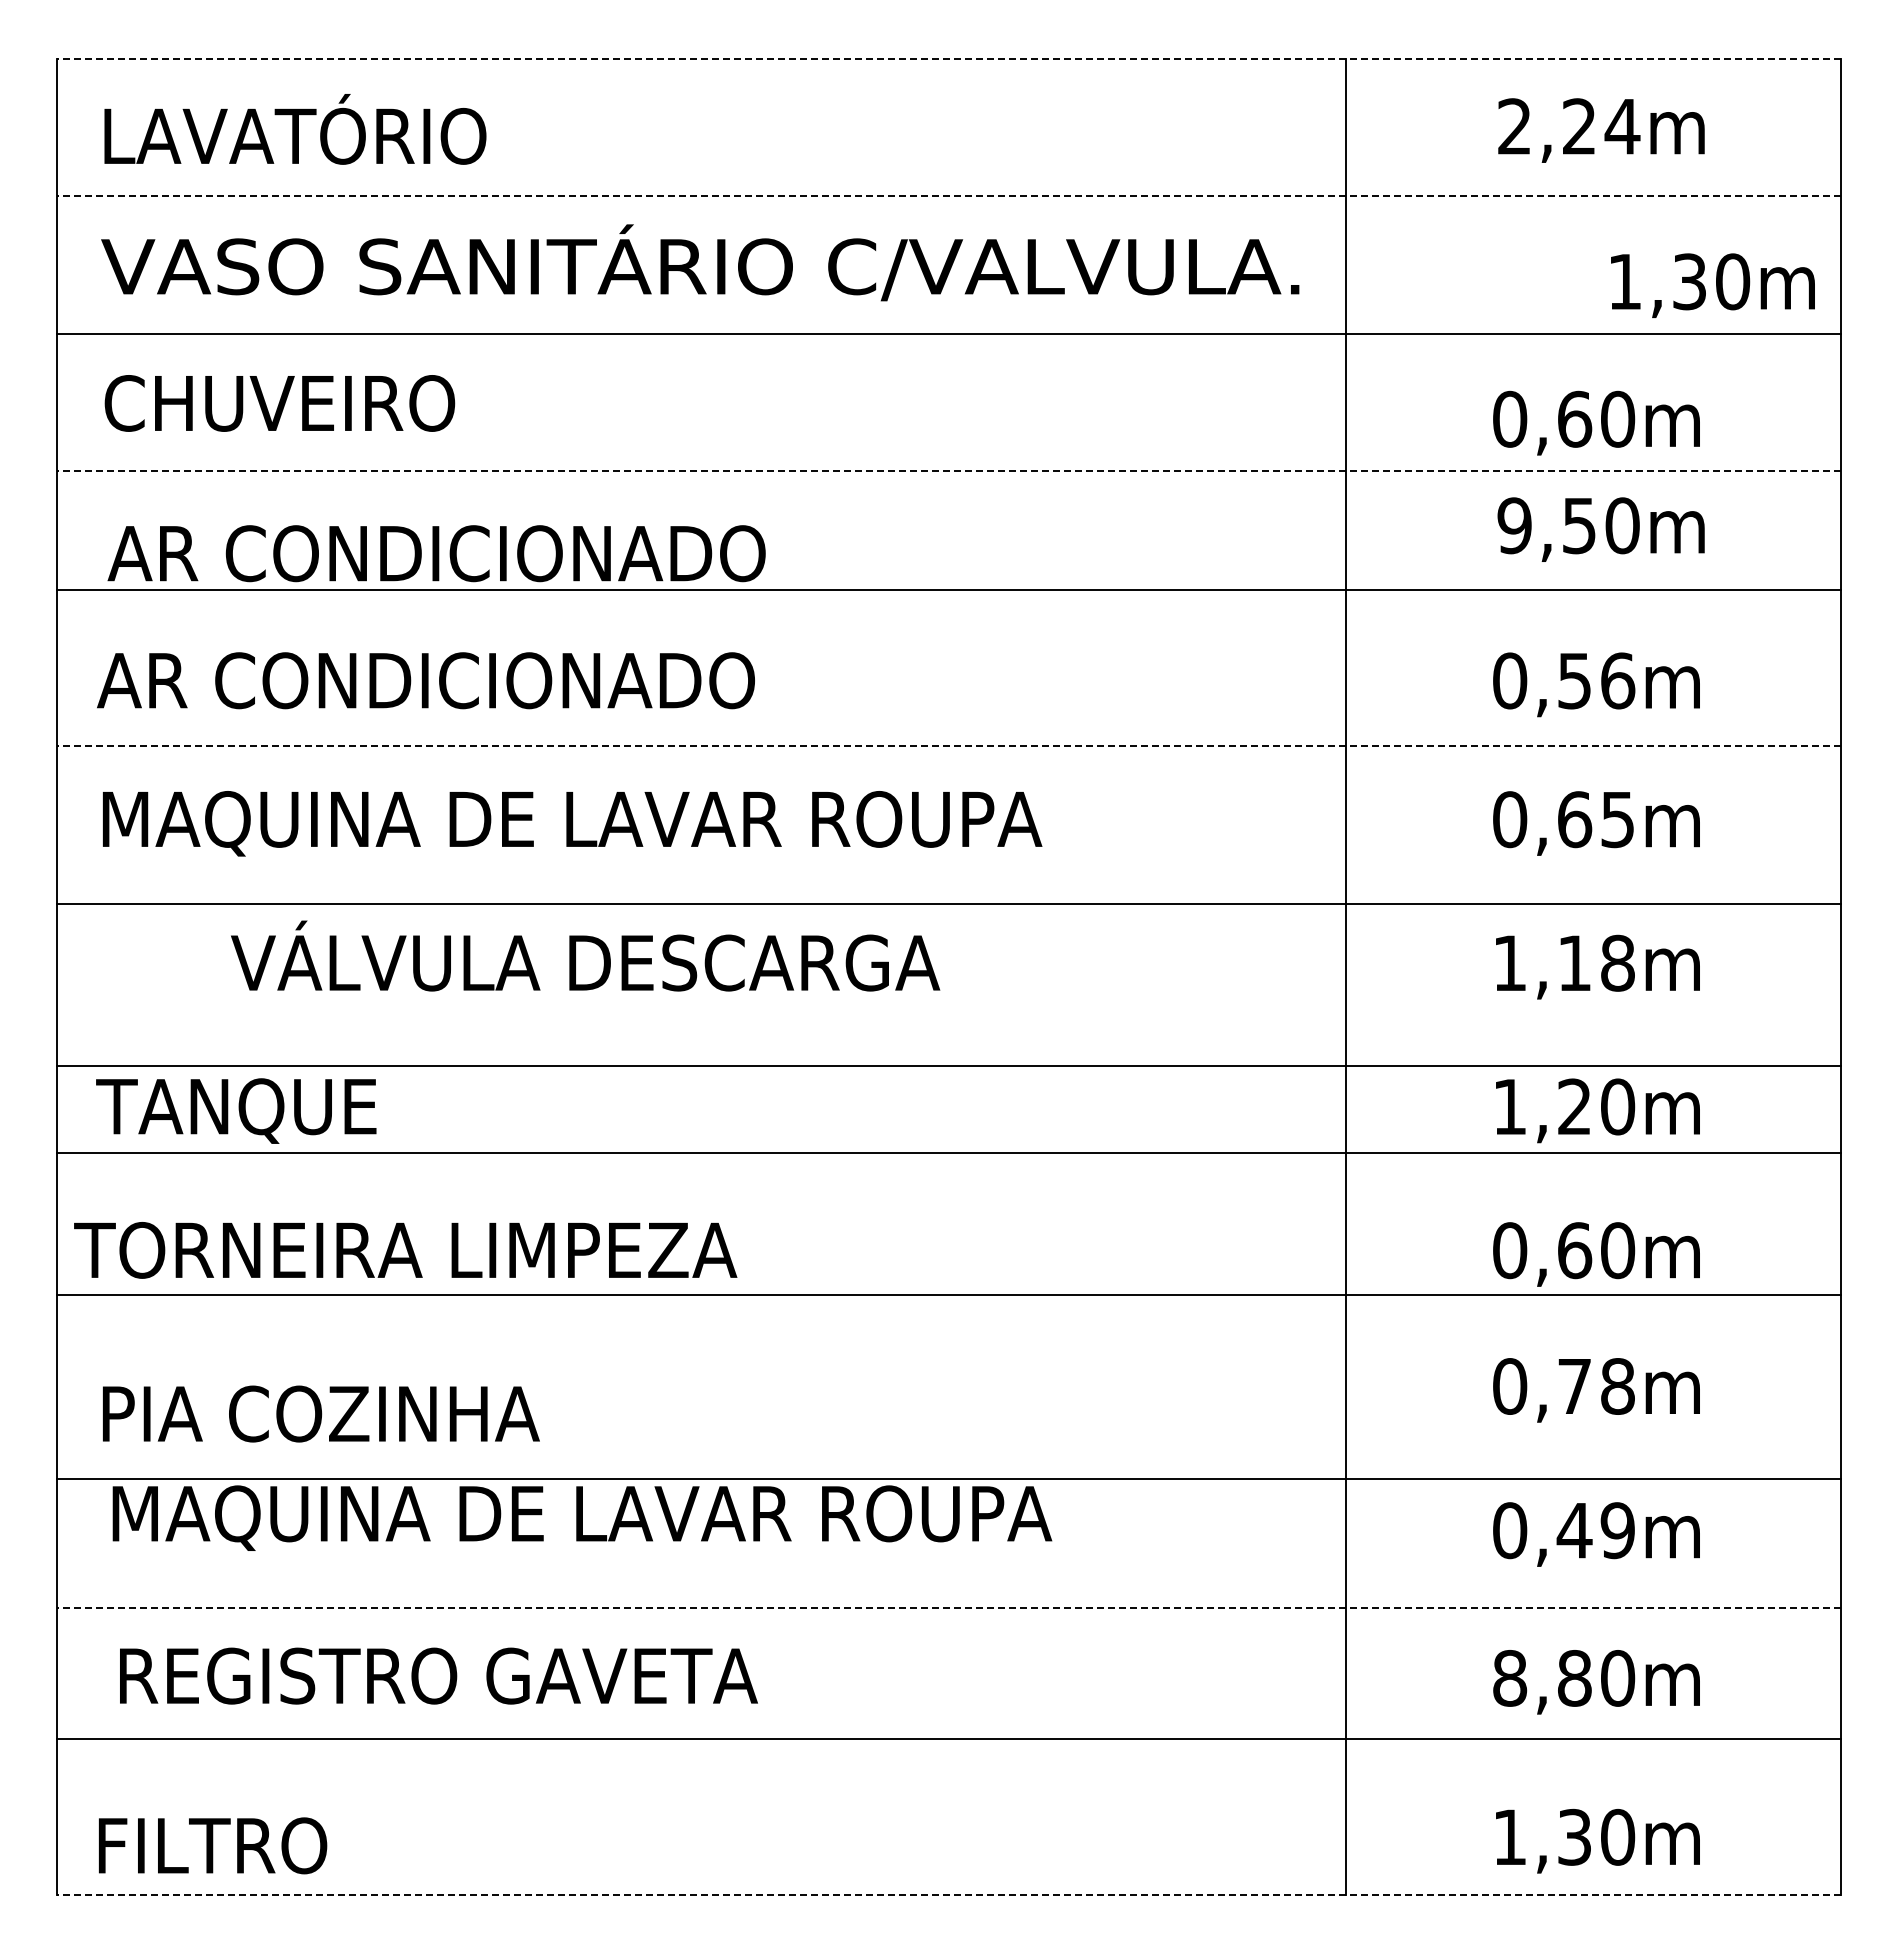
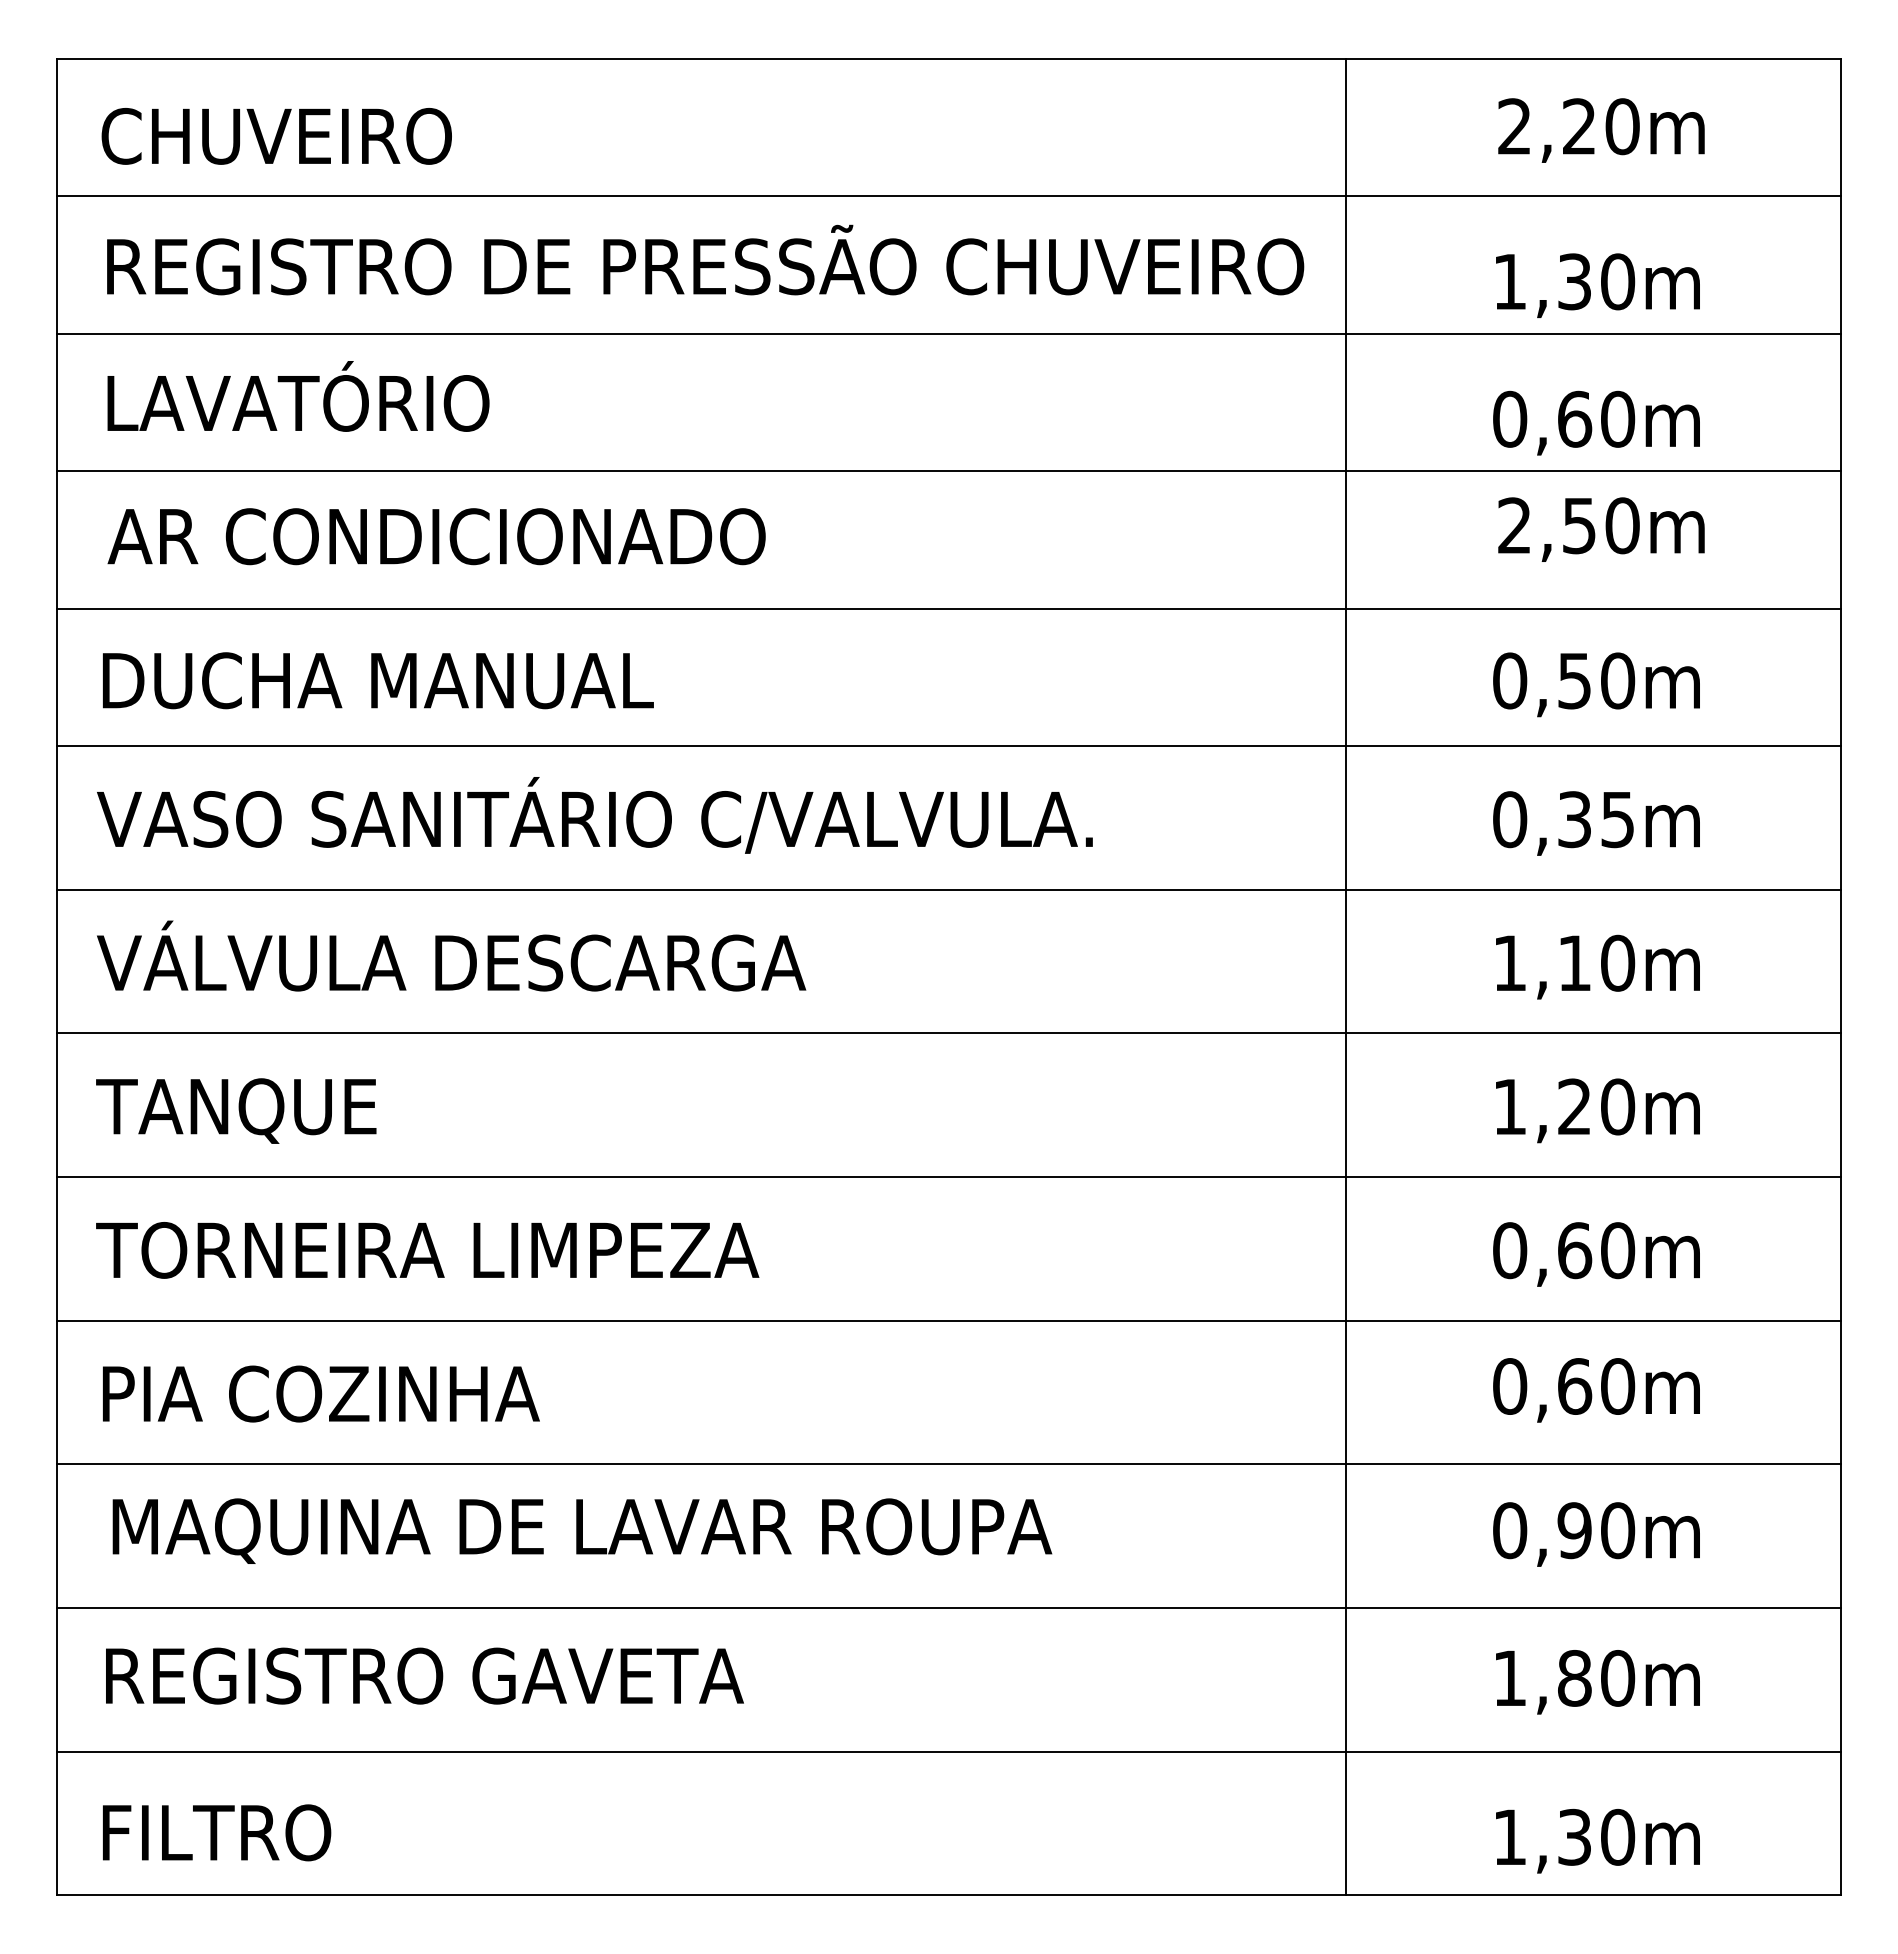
line: dashed -> solid (948, 58)
text: 2,24m -> 2,20m (1622, 126)
text: LAVATÓRIO -> CHUVEIRO (293, 129)
line: dashed -> solid (948, 196)
text: VASO SANITÁRIO C/VALVULA. -> REGISTRO DE PRESSÃO CHUVEIRO (702, 262)
text position: (1712, 285) -> (1597, 285) (1597, 285)
text: CHUVEIRO -> LAVATÓRIO (296, 396)
line: dashed -> solid (948, 471)
text: 9,50m -> 2,50m (1514, 525)
text position: (436, 553) -> (436, 536) (436, 536)
line position: (948, 589) -> (948, 608) (948, 608)
text: AR CONDICIONADO -> DUCHA MANUAL (425, 680)
text: 0,56m -> 0,50m (1618, 680)
line: dashed -> solid (948, 746)
text: MAQUINA DE LAVAR ROUPA -> VASO SANITÁRIO C/VALVULA. (594, 816)
text: 0,65m -> 0,35m (1575, 819)
line position: (948, 903) -> (948, 889) (948, 889)
text position: (585, 955) -> (451, 955) (451, 955)
text: 1,18m -> 1,10m (1618, 963)
line position: (948, 1066) -> (948, 1033) (948, 1033)
line position: (948, 1153) -> (948, 1177) (948, 1177)
text position: (405, 1250) -> (427, 1250) (427, 1250)
line position: (948, 1294) -> (948, 1320) (948, 1320)
text: 0,78m -> 0,60m (1596, 1386)
text position: (321, 1413) -> (321, 1393) (321, 1393)
line position: (948, 1479) -> (948, 1464) (948, 1464)
text position: (582, 1517) -> (582, 1530) (582, 1530)
text: 0,49m -> 0,90m (1595, 1530)
line: dashed -> solid (948, 1608)
text position: (438, 1675) -> (424, 1675) (424, 1675)
text: 8,80m -> 1,80m (1510, 1678)
line position: (948, 1738) -> (948, 1751) (948, 1751)
text position: (213, 1845) -> (217, 1832) (217, 1832)
line: dashed -> solid (948, 1895)
